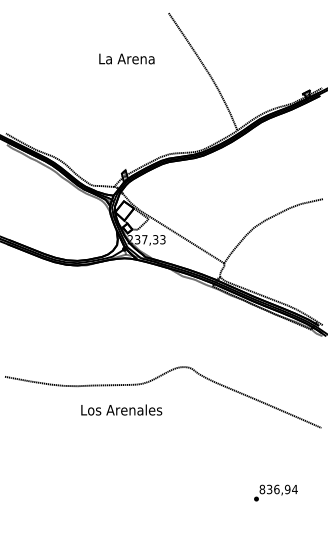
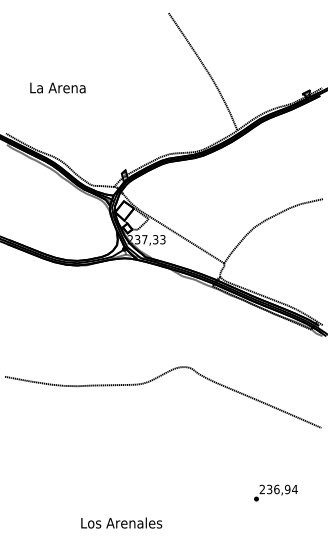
text position: (126, 58) -> (57, 87) (57, 87)
text position: (121, 409) -> (121, 522) (121, 522)
text: 836,94 -> 236,94 (262, 489)
